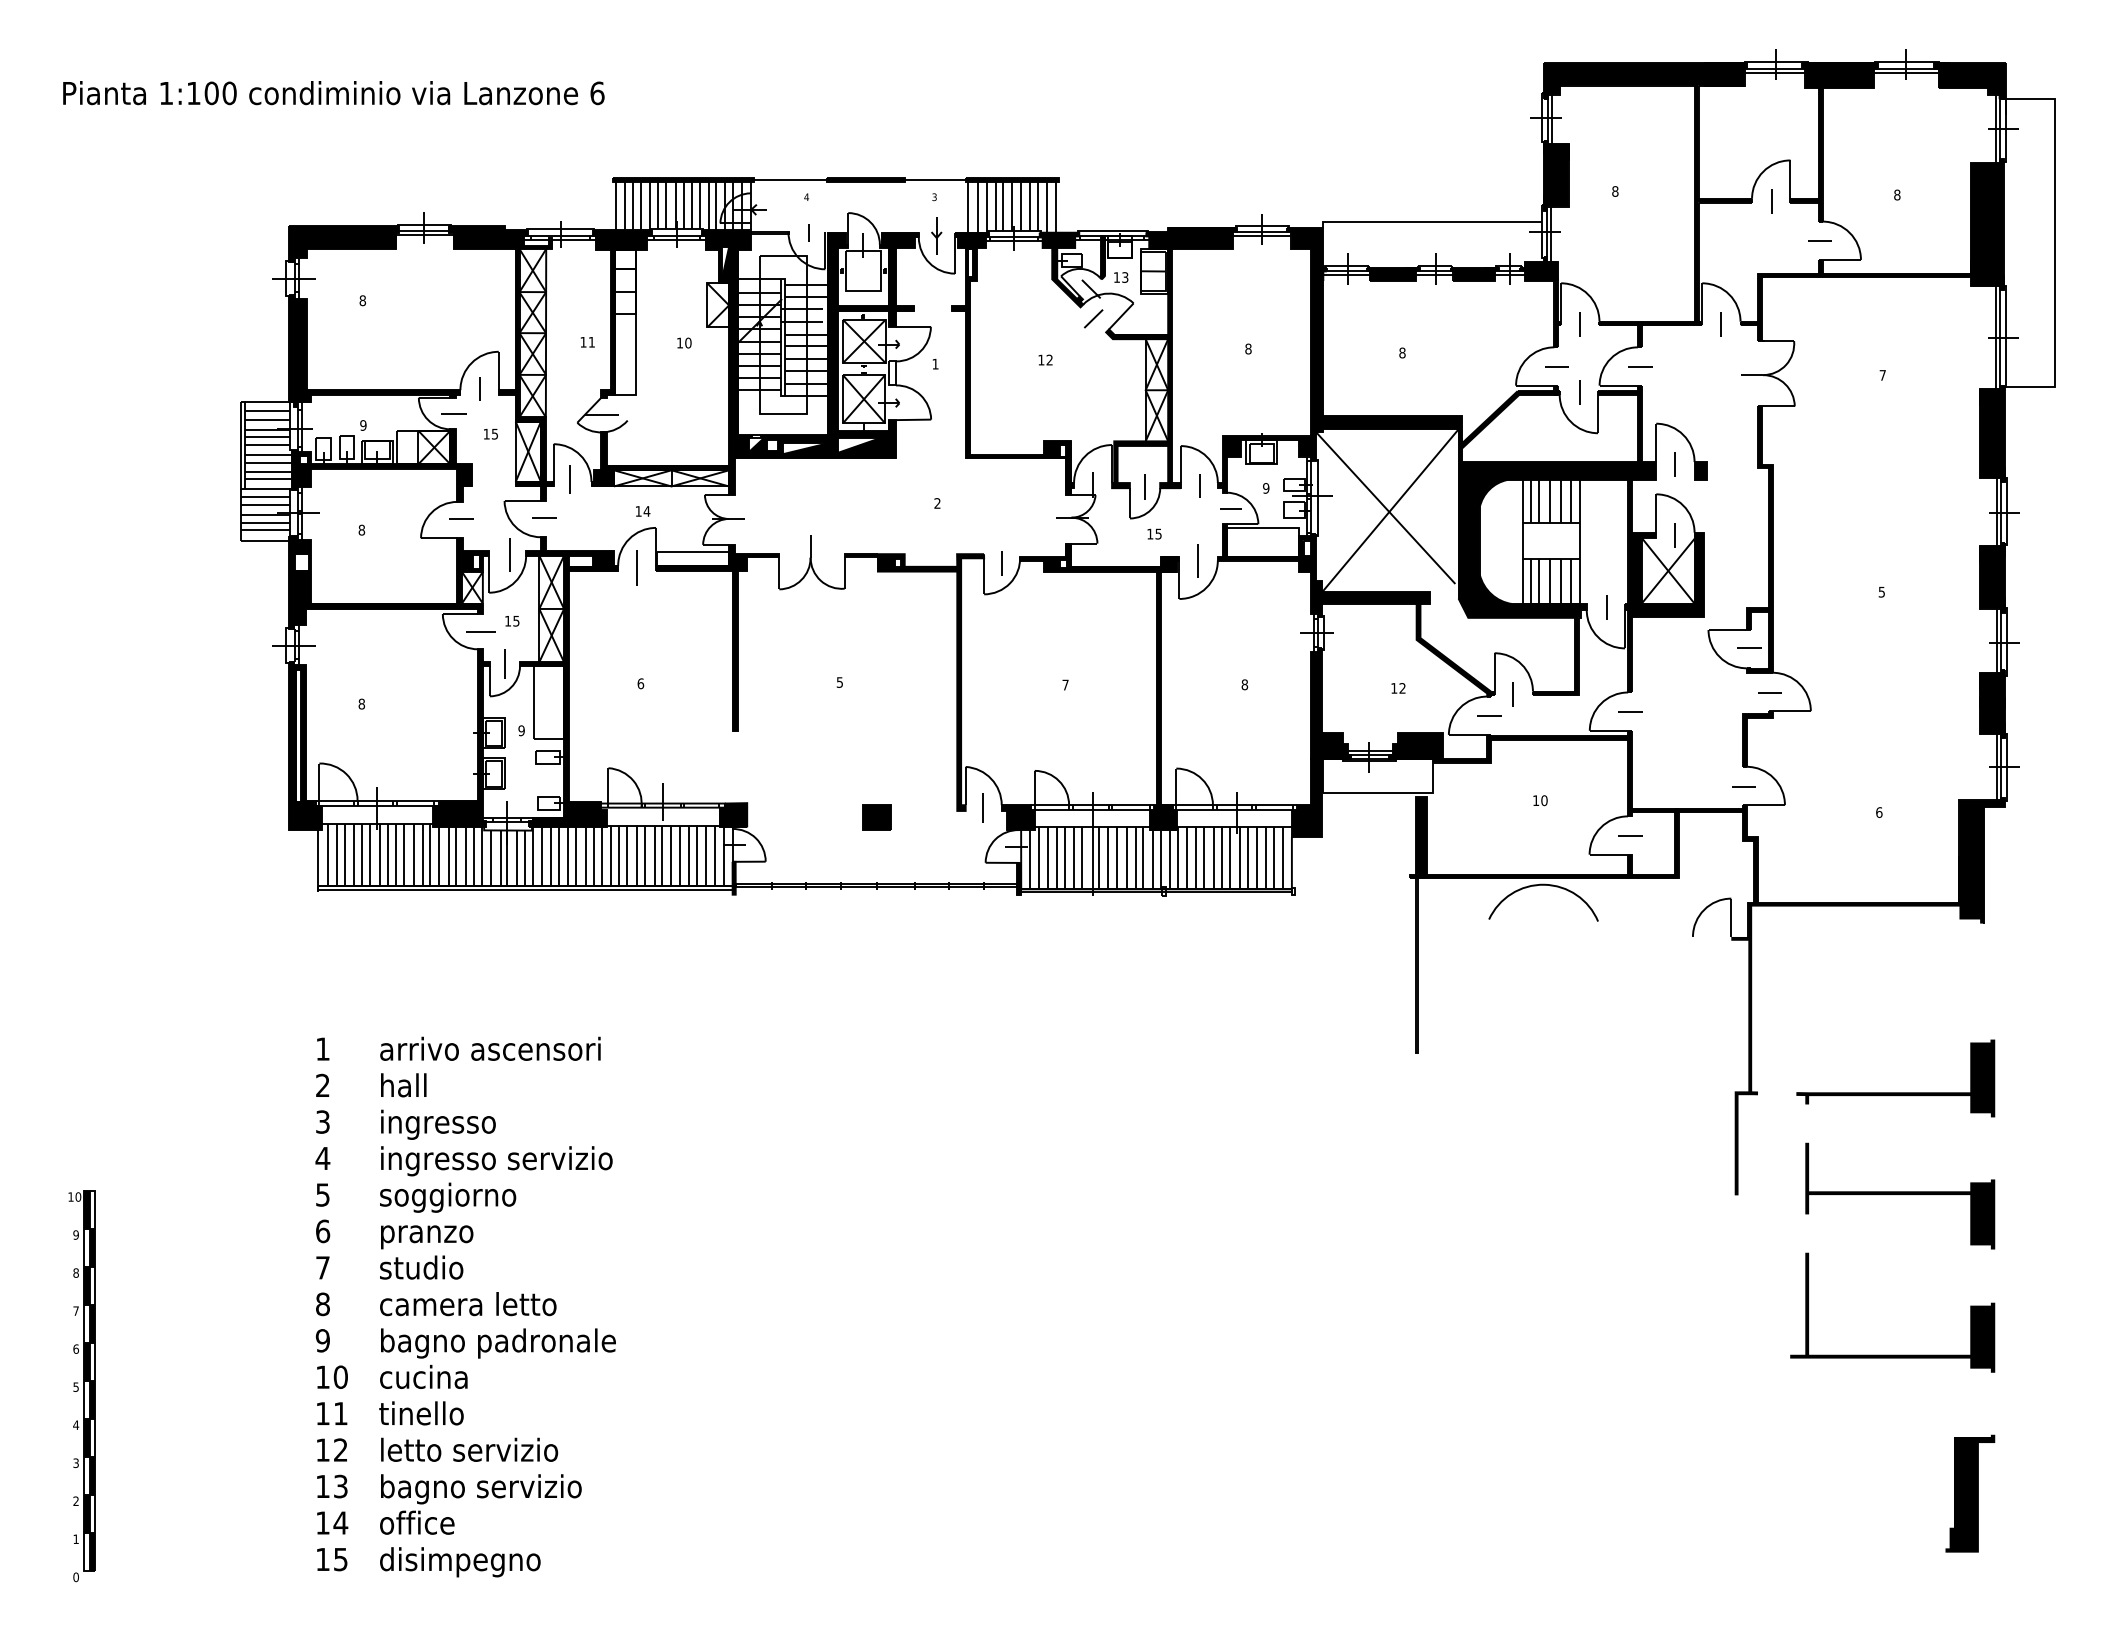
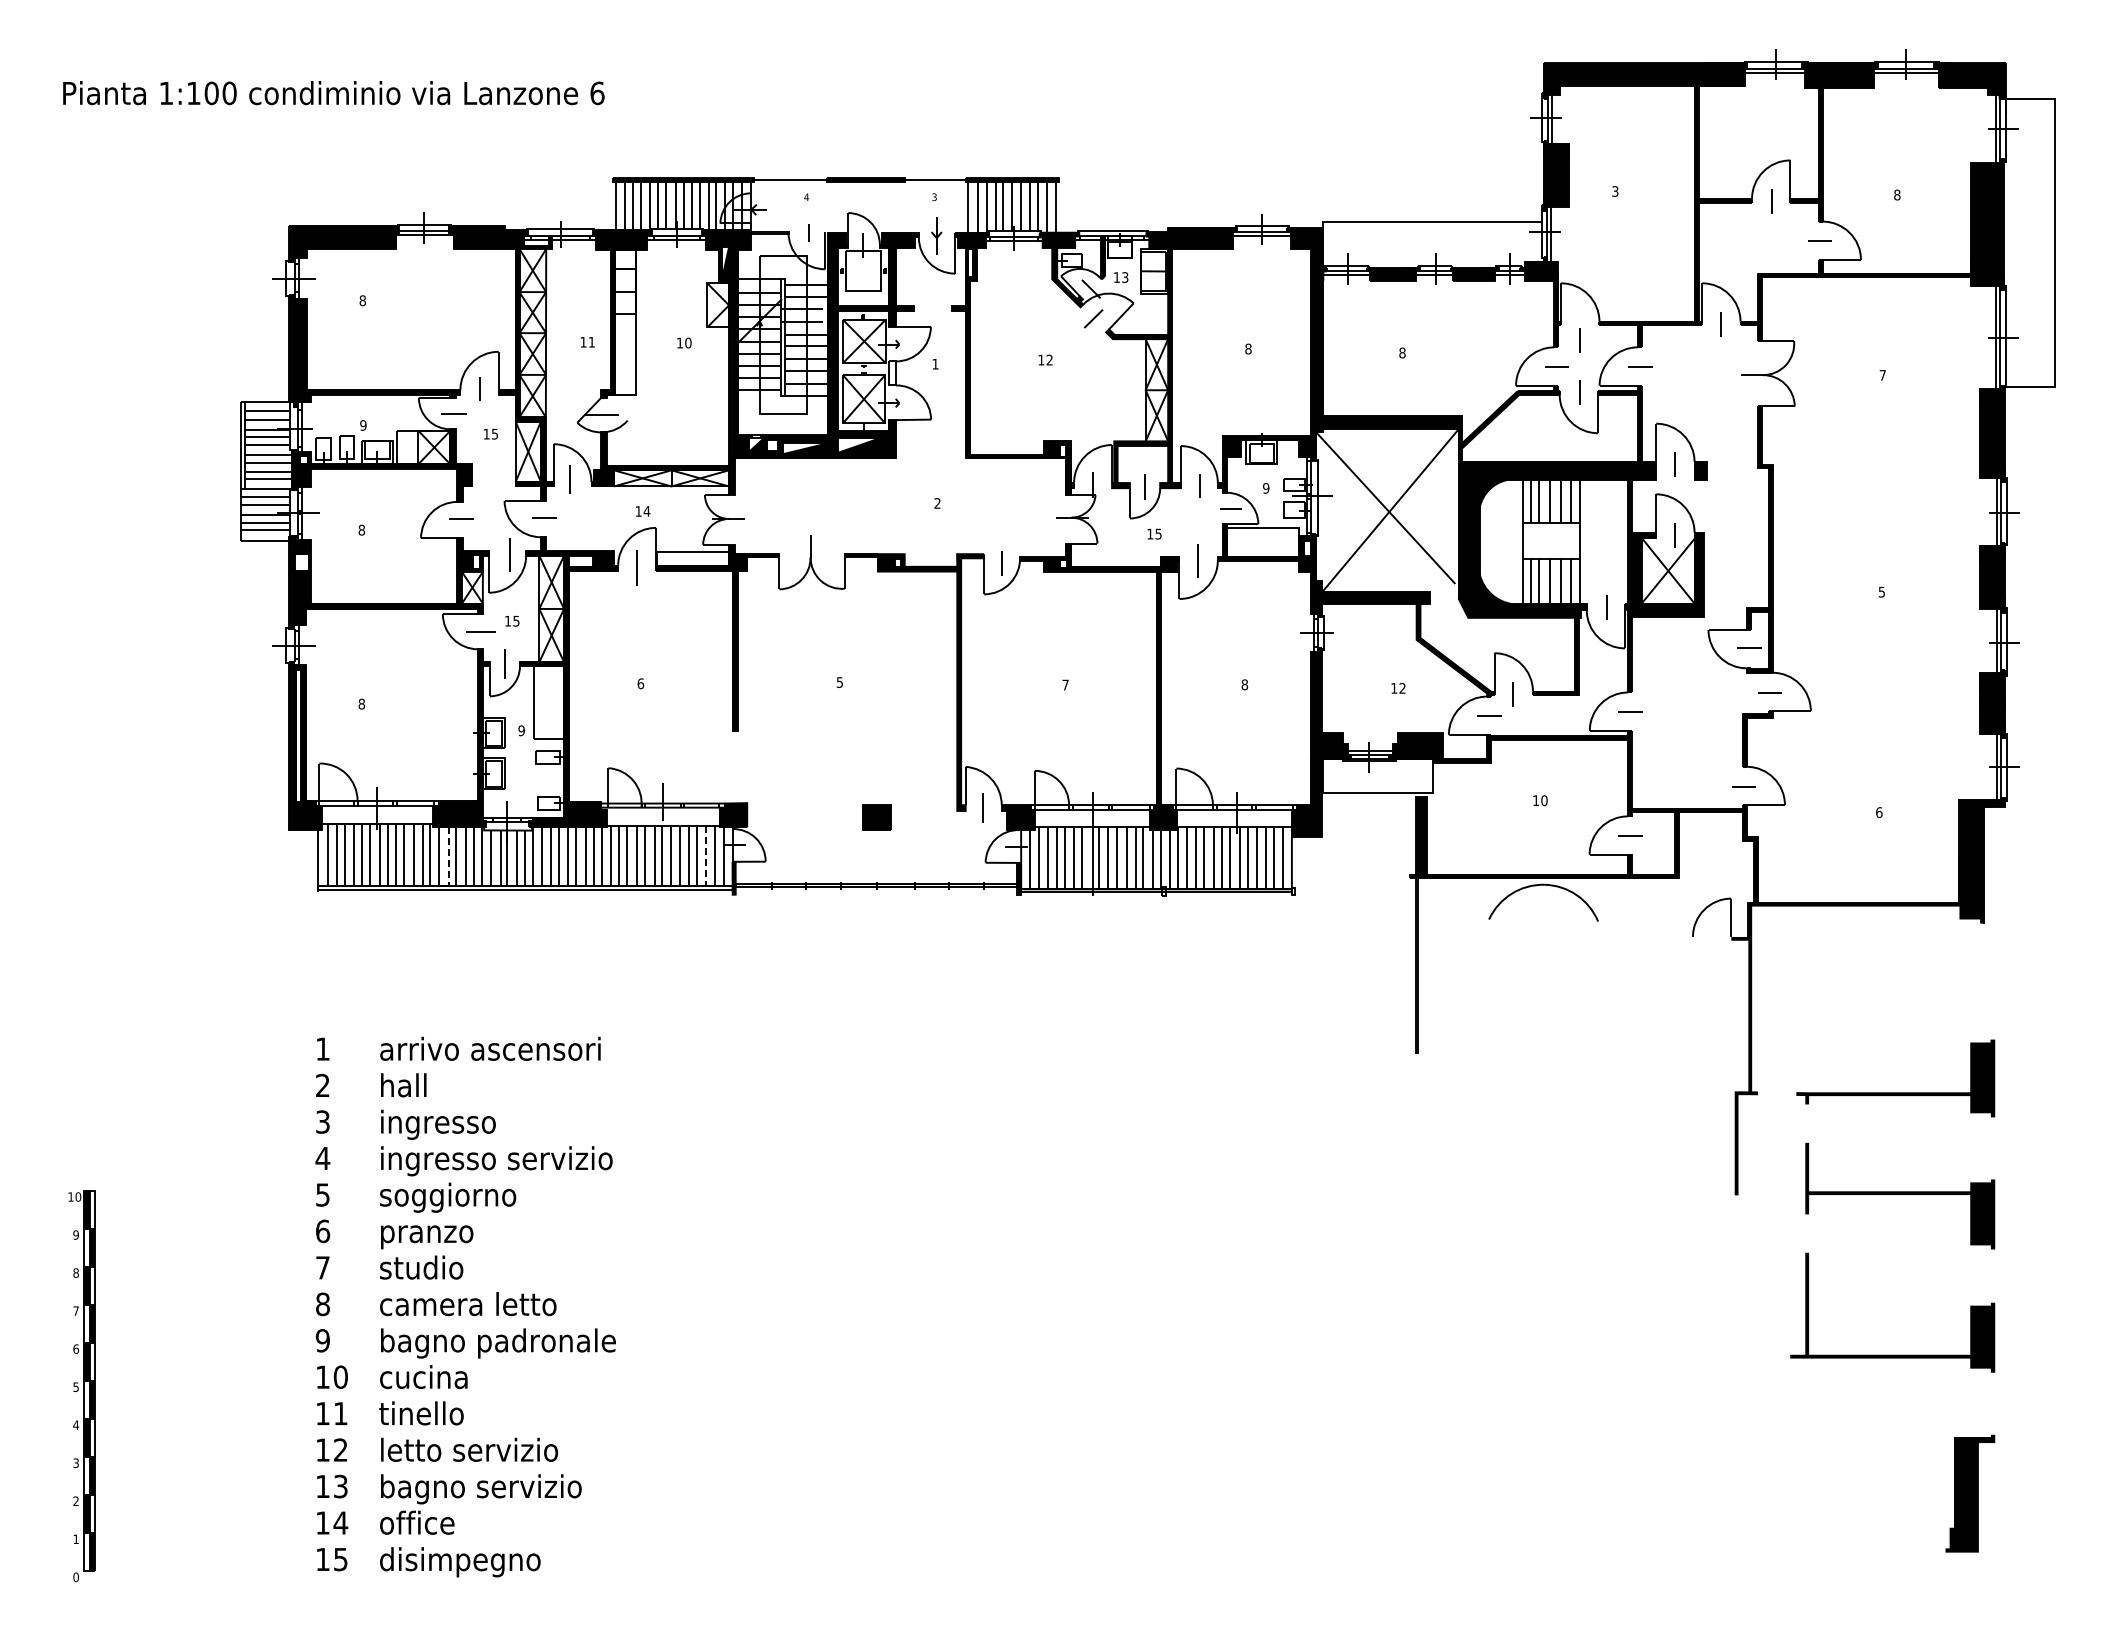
text: 8 -> 3 (1615, 191)
line position: (1579, 324) -> (1579, 340) (1579, 340)
line: solid -> dashed (448, 856)
line: solid -> dashed (705, 856)
